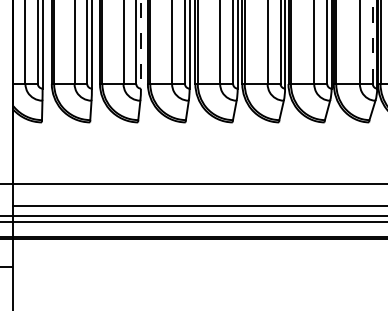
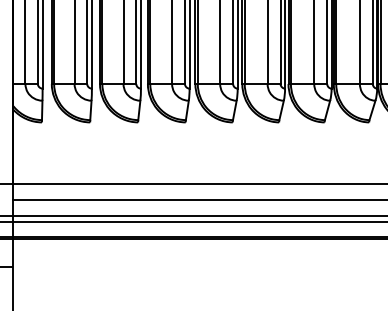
line: dashed -> solid (372, 42)
line: dashed -> solid (140, 44)
line position: (198, 205) -> (198, 199) (198, 199)
